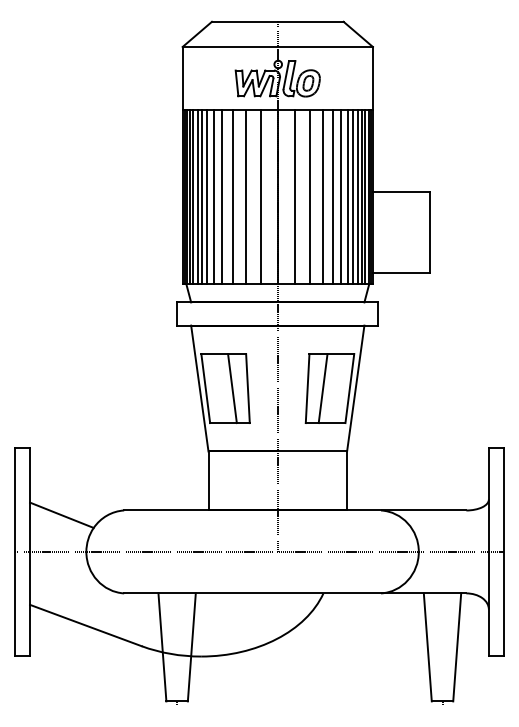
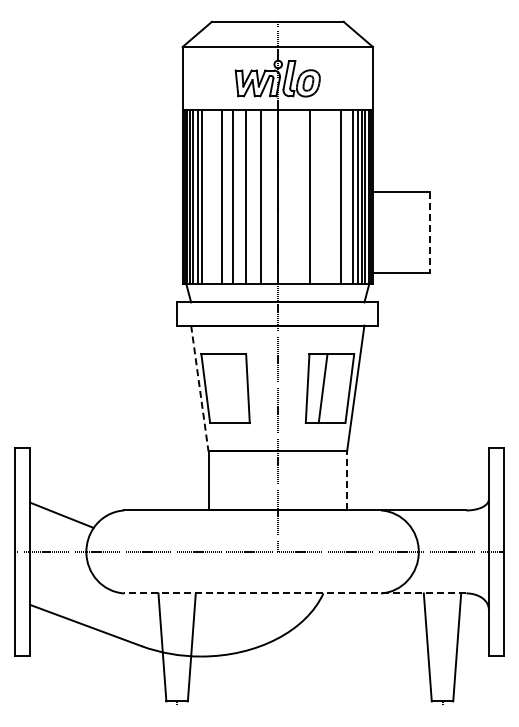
line: present -> none (207, 197)
line: present -> none (214, 197)
line: present -> none (295, 197)
line: present -> none (322, 197)
line: present -> none (333, 197)
line: present -> none (348, 197)
line: solid -> dashed (430, 232)
line: solid -> dashed (199, 388)
line: present -> none (232, 388)
line: solid -> dashed (347, 480)
line: solid -> dashed (294, 593)
